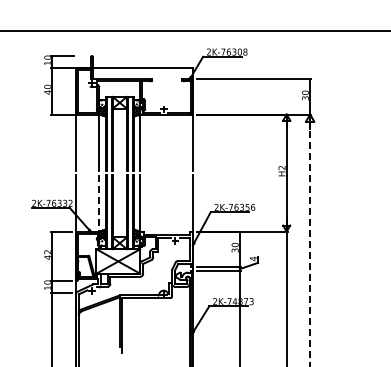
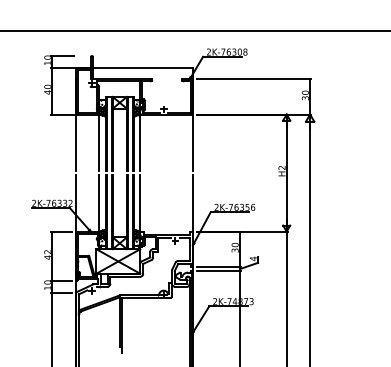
line: dashed -> solid (99, 203)
line: dashed -> solid (310, 244)
